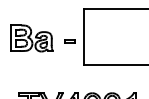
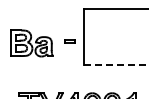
part position: (31, 38) -> (31, 43) (31, 43)
line: solid -> dashed (116, 65)
